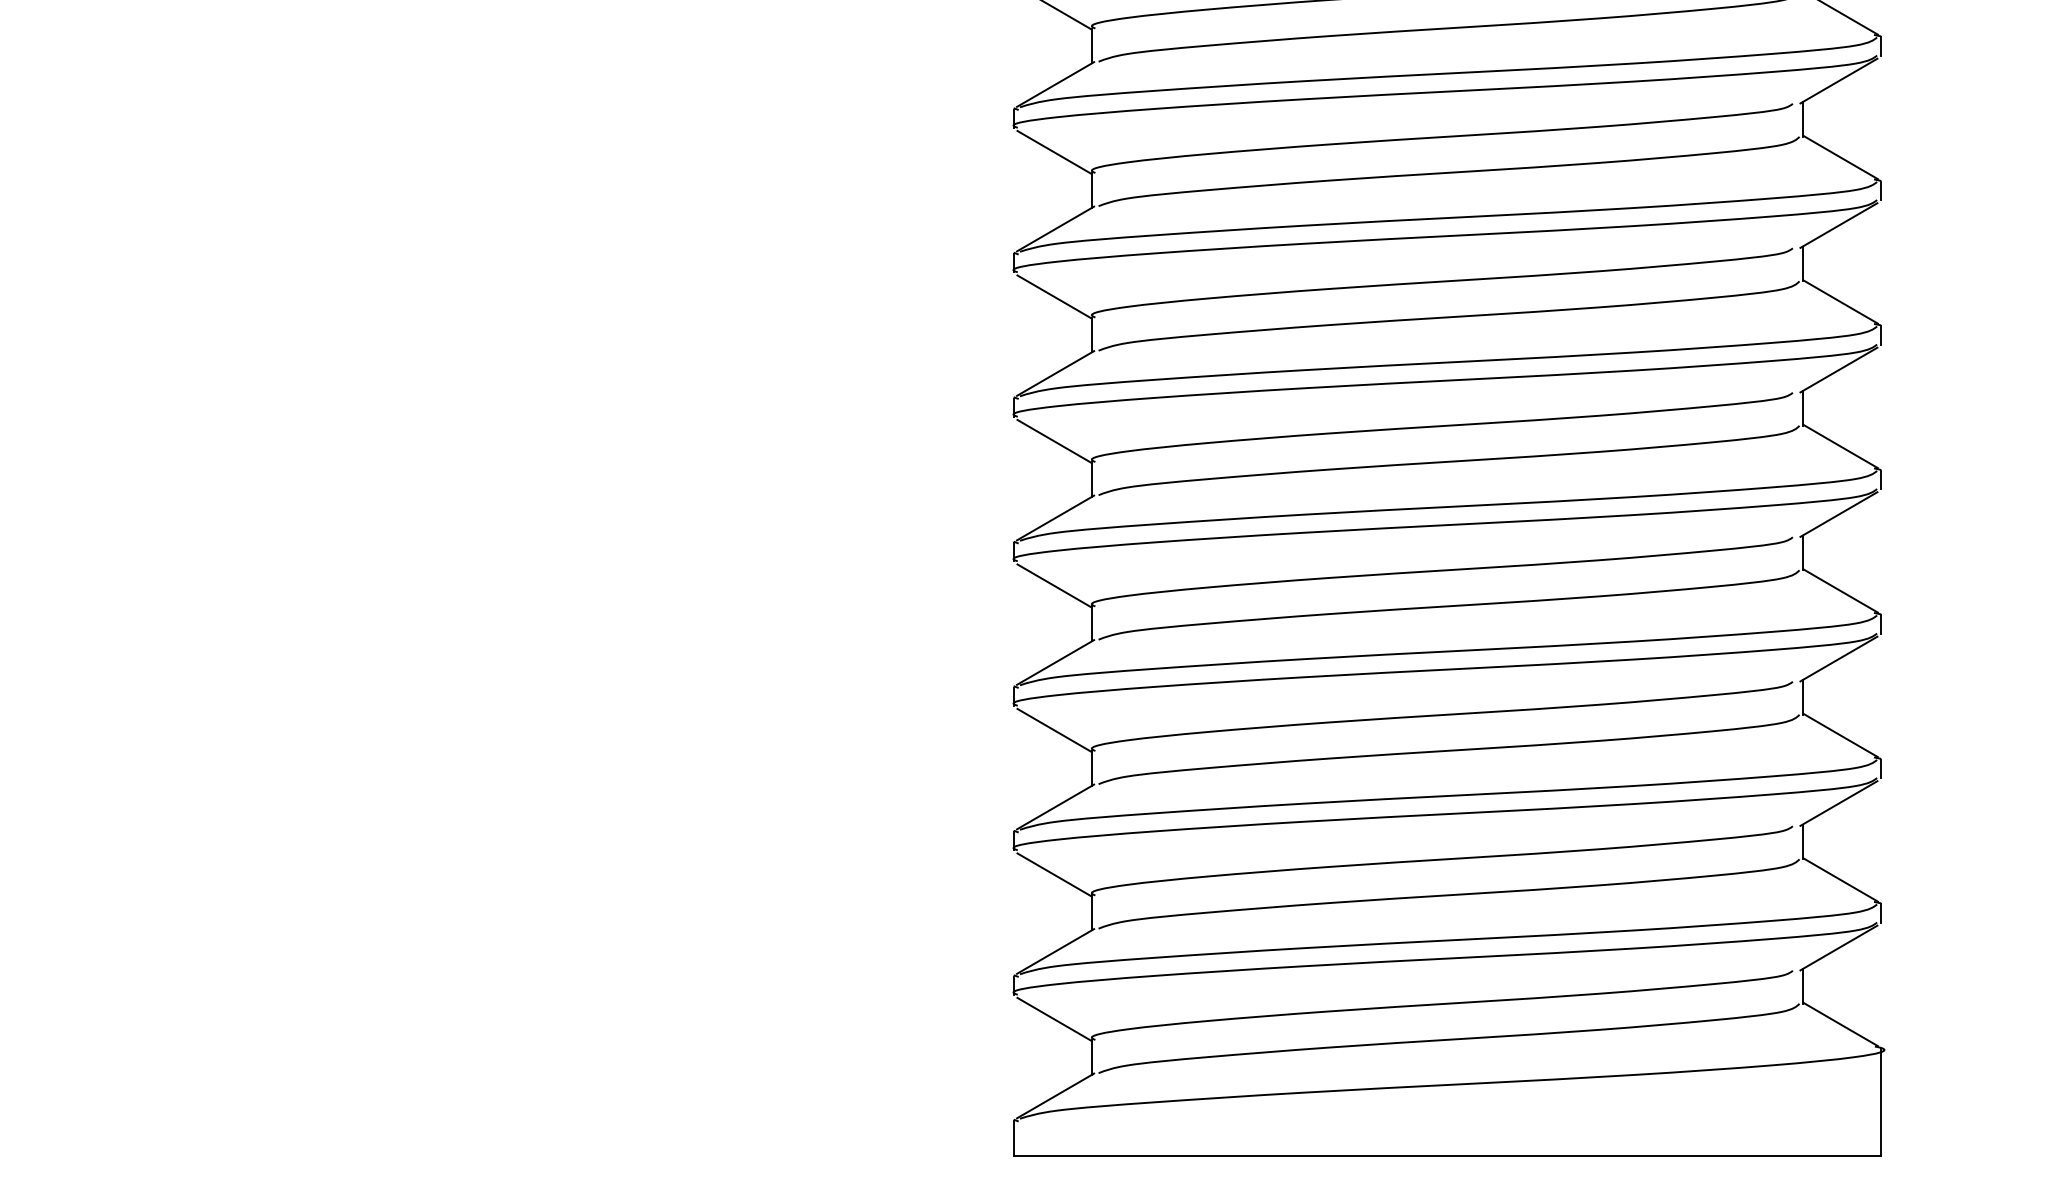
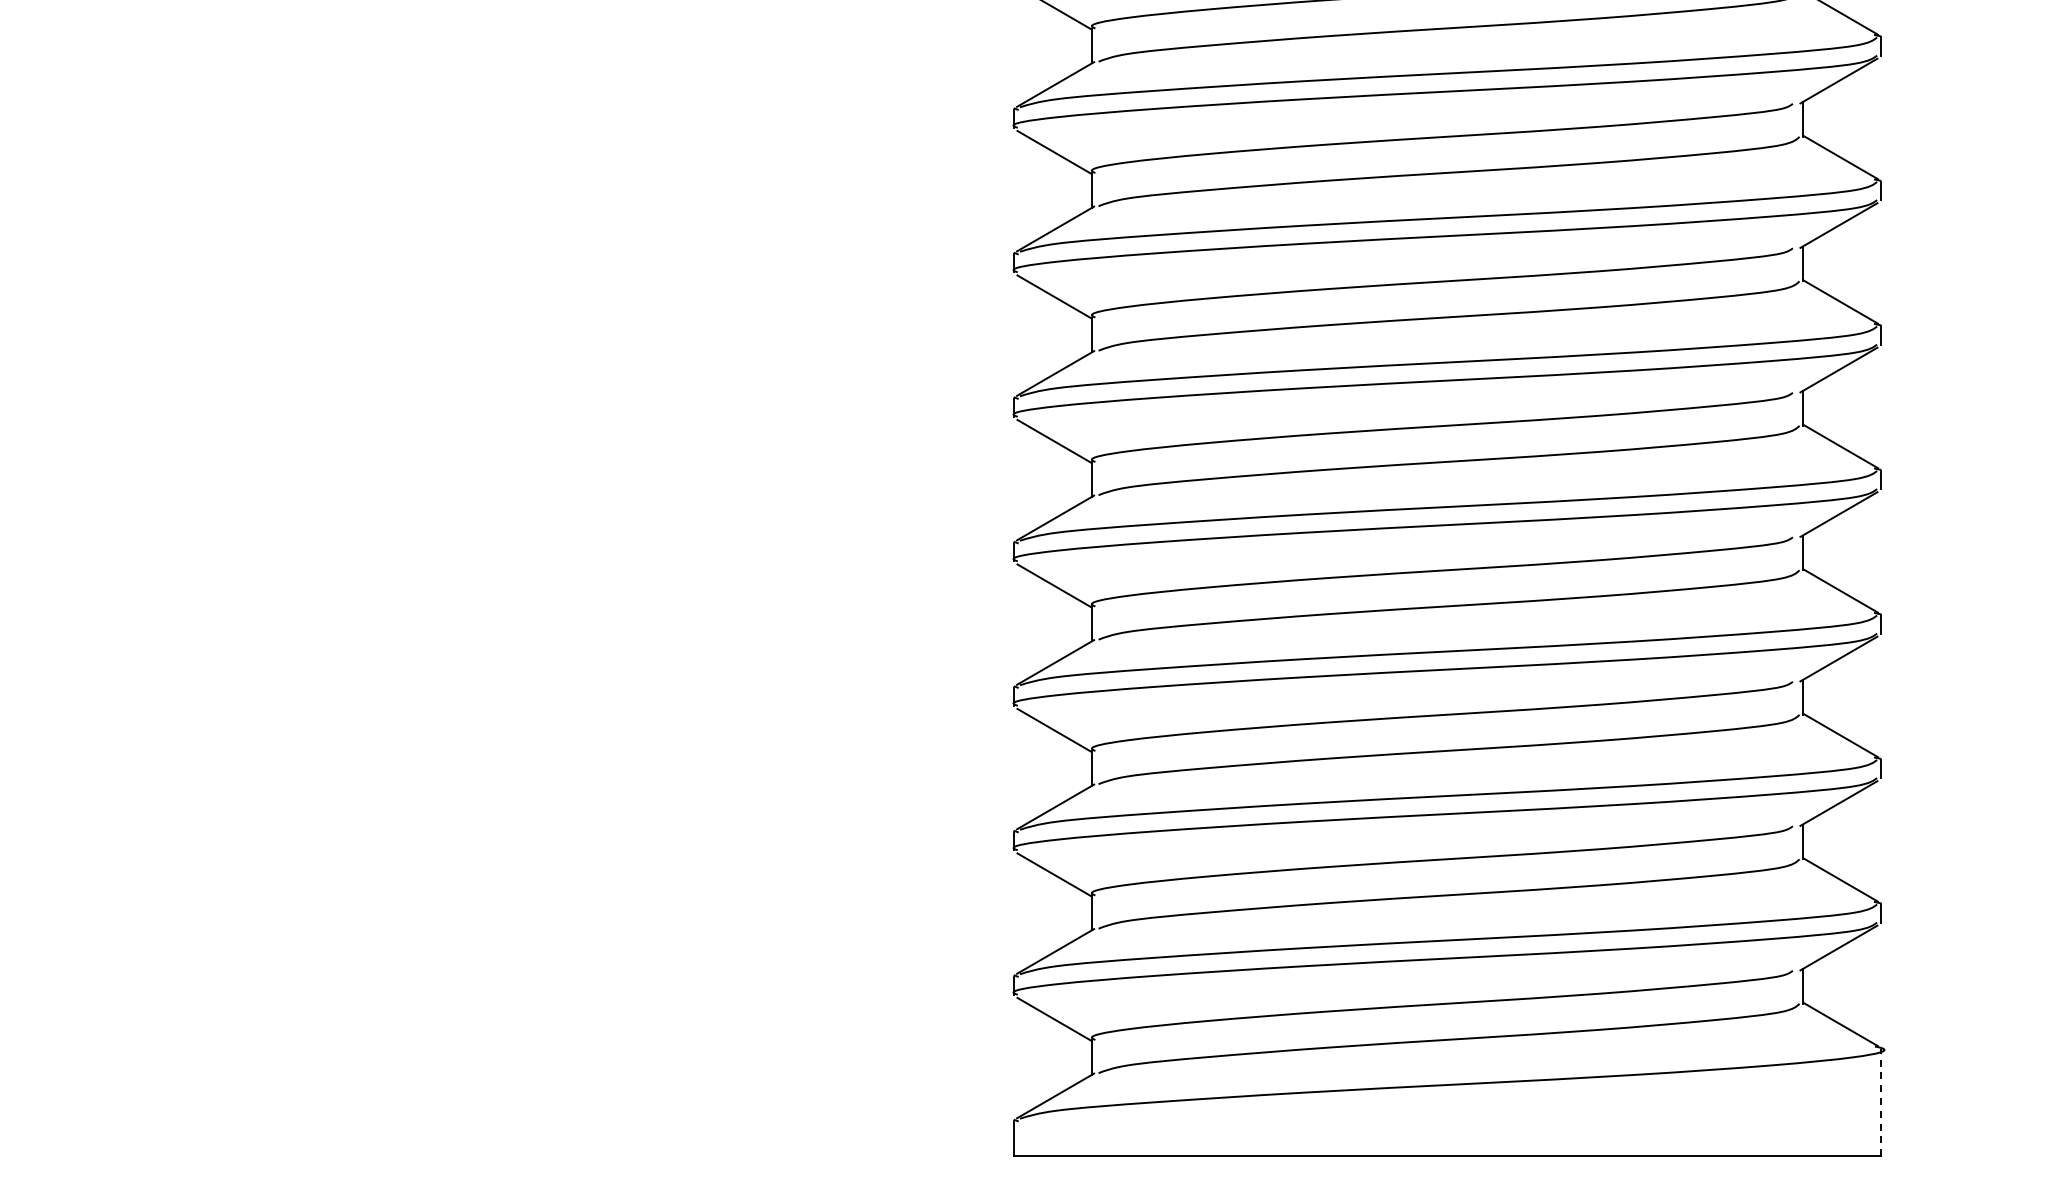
line: solid -> dashed (1880, 1102)
